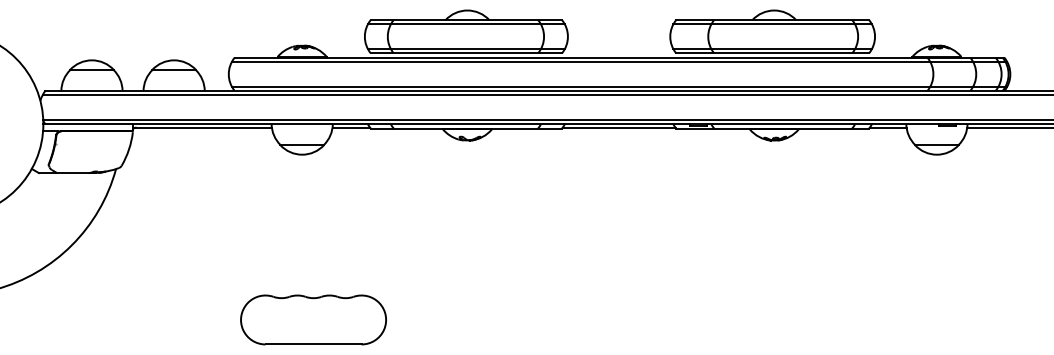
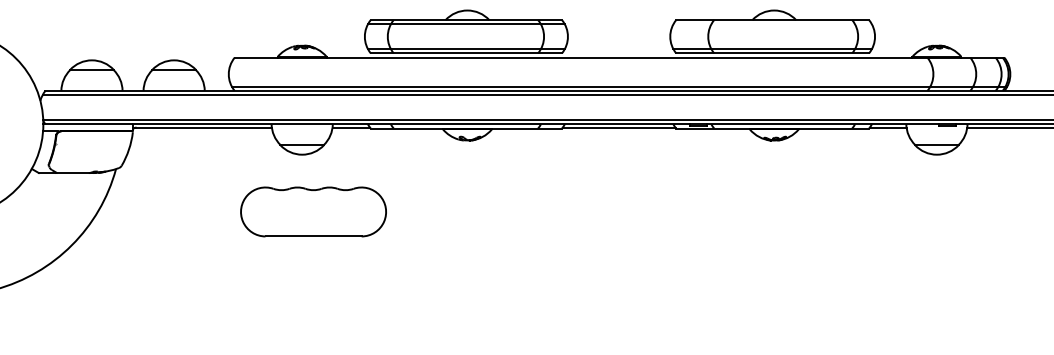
line: present -> none (772, 24)
line: present -> none (619, 62)
part position: (313, 319) -> (313, 211) (313, 211)
